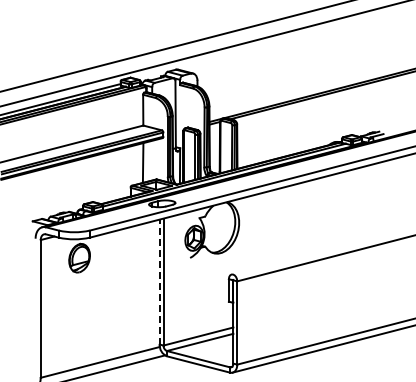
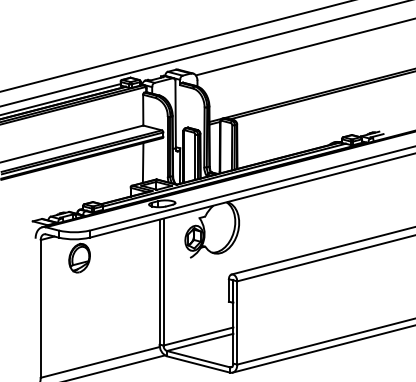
line: none -> present (303, 47)
line: none -> present (321, 250)
line: dashed -> solid (159, 281)
